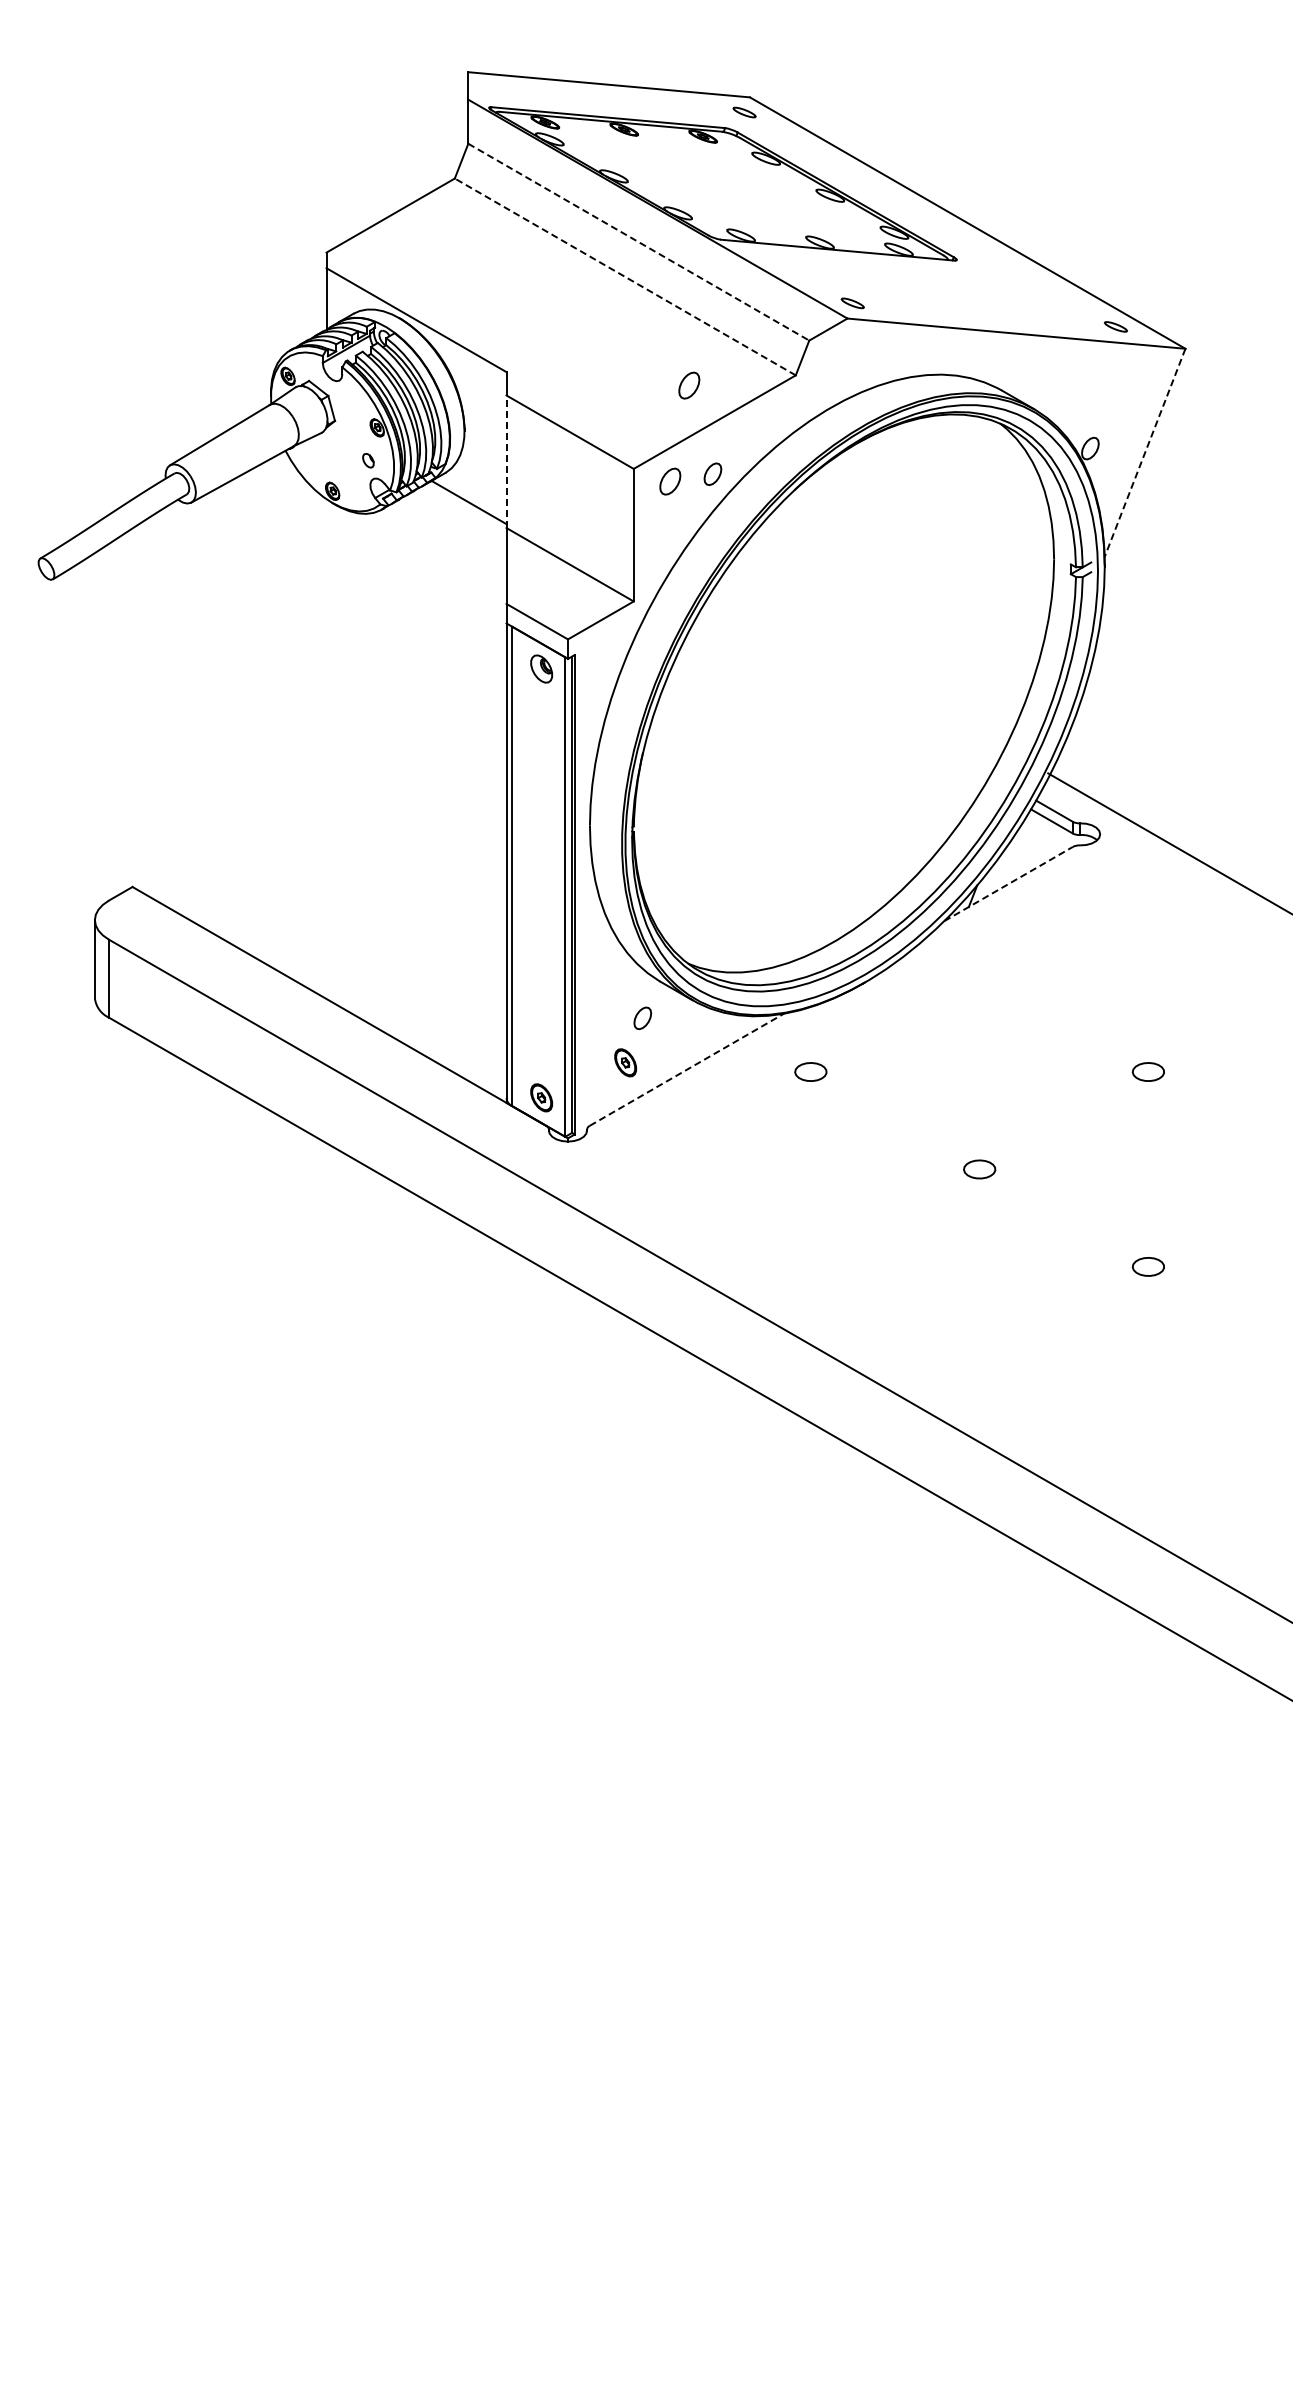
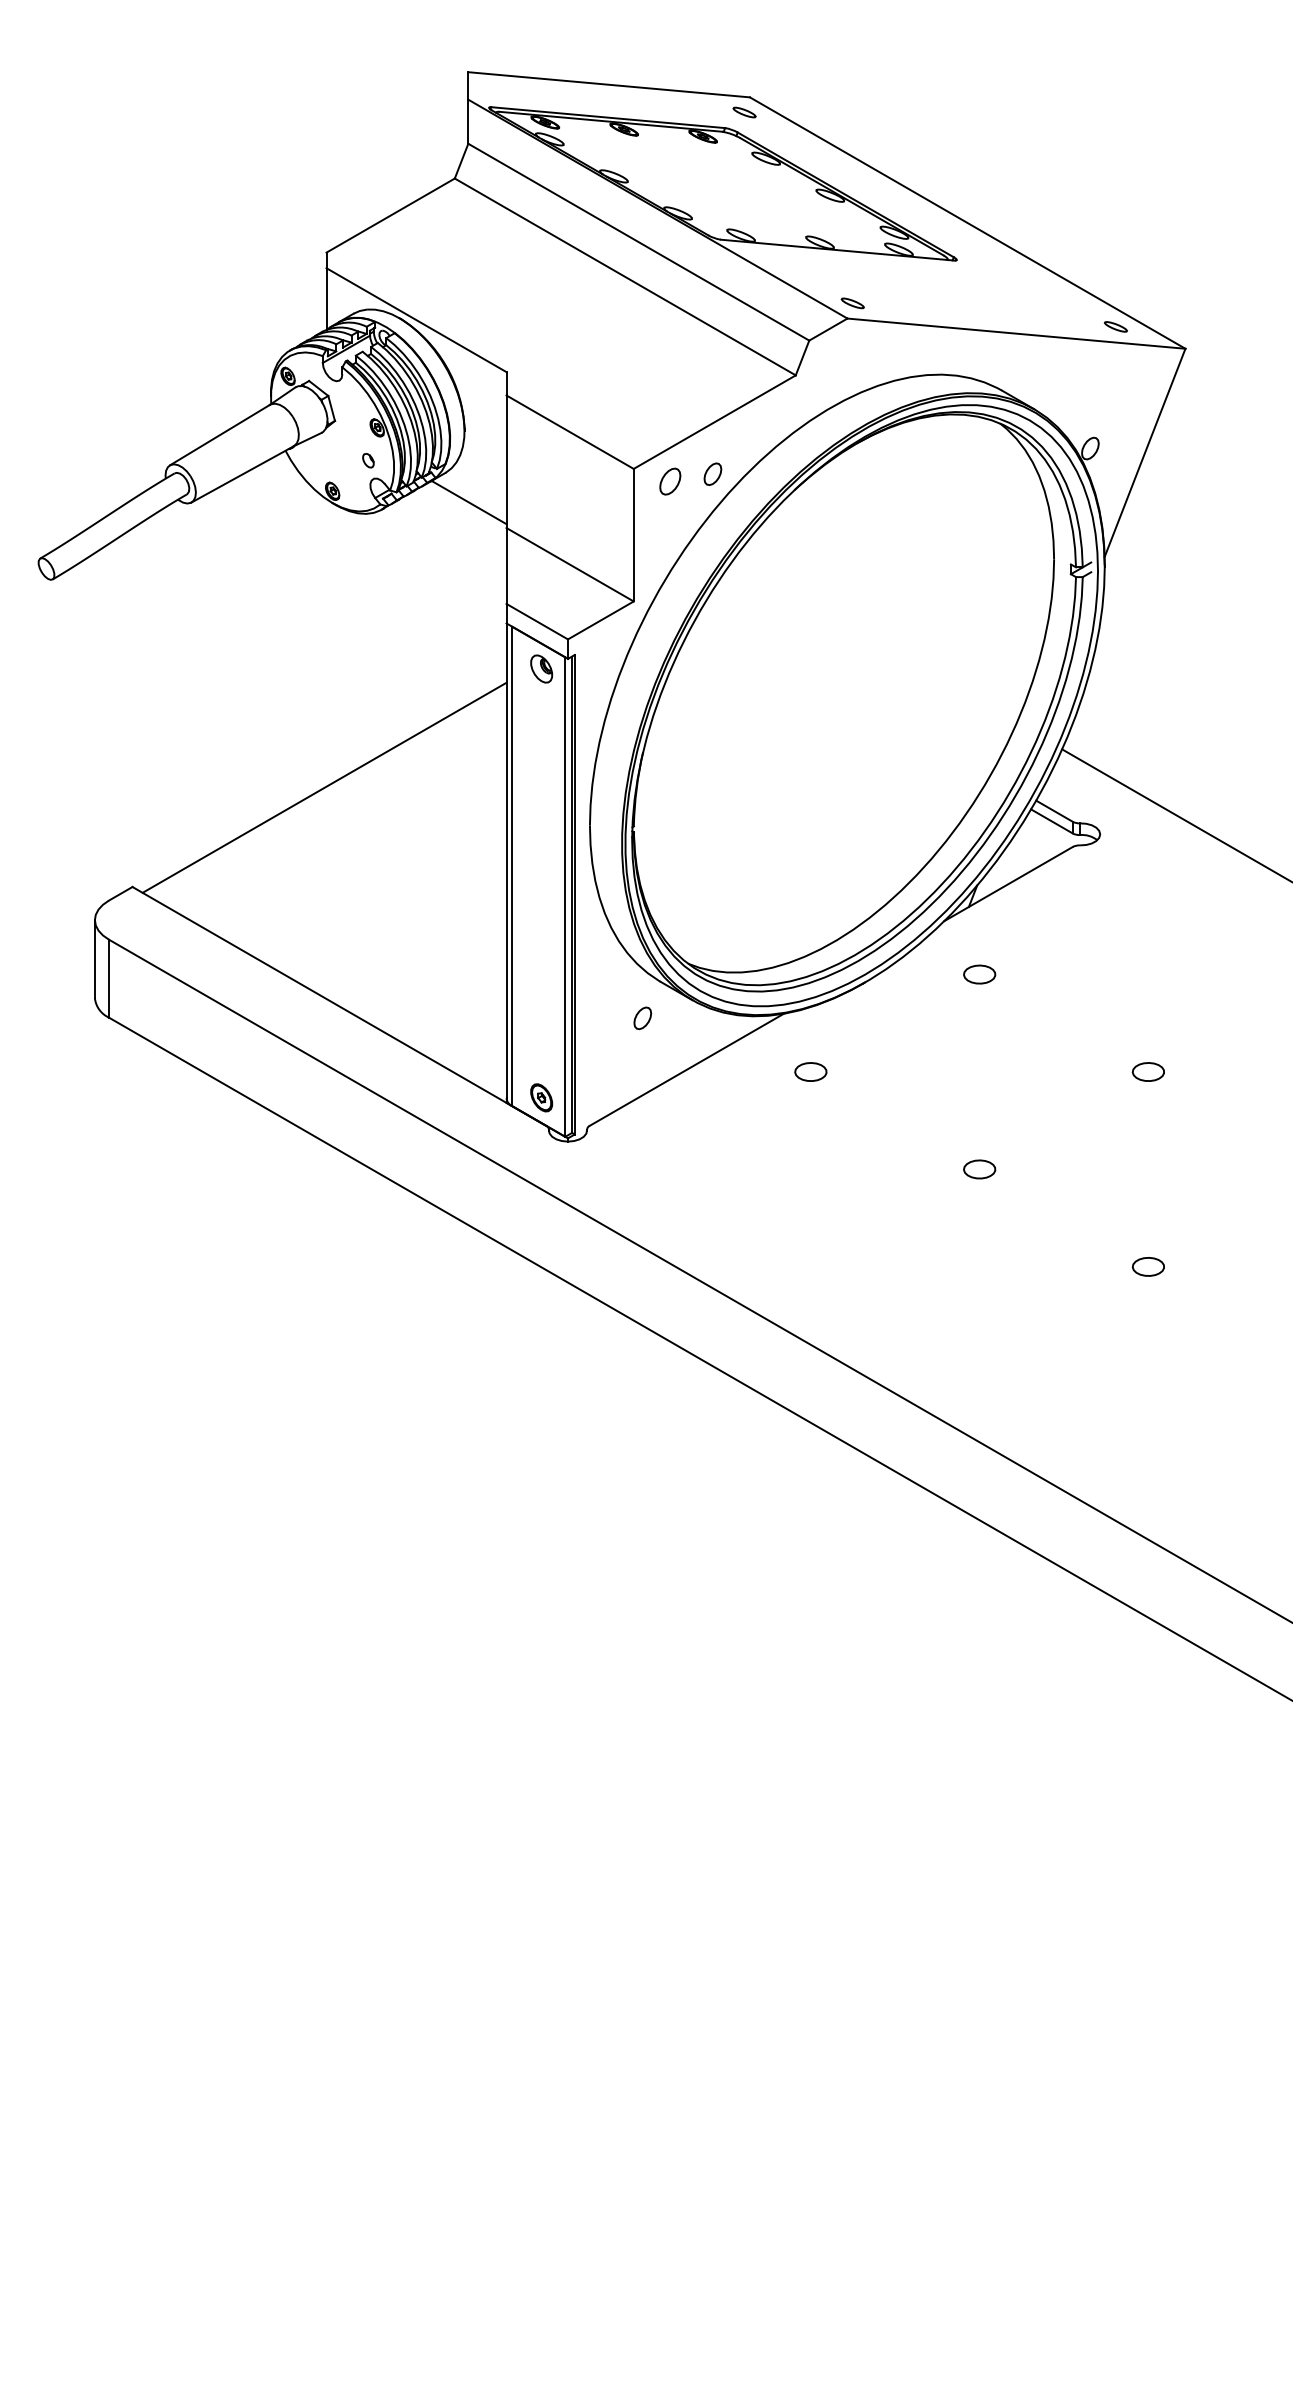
line: dashed -> solid (638, 242)
line: dashed -> solid (625, 276)
part: present -> none (689, 385)
line: dashed -> solid (1145, 452)
line: dashed -> solid (506, 461)
line: none -> present (324, 787)
line position: (1168, 842) -> (1175, 814) (1175, 814)
line: dashed -> solid (1009, 883)
part: none -> present (979, 974)
part: present -> none (625, 1062)
line: dashed -> solid (686, 1069)
